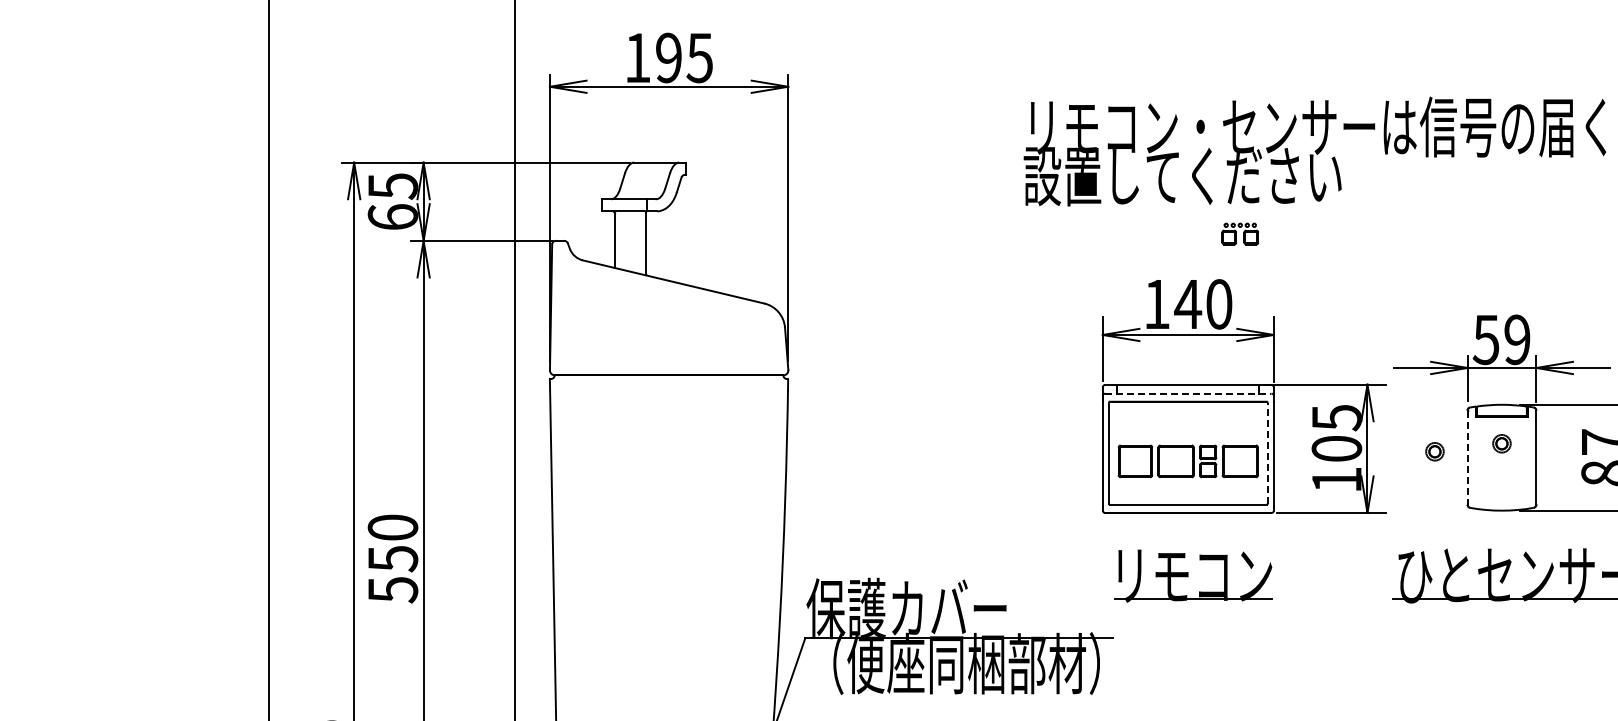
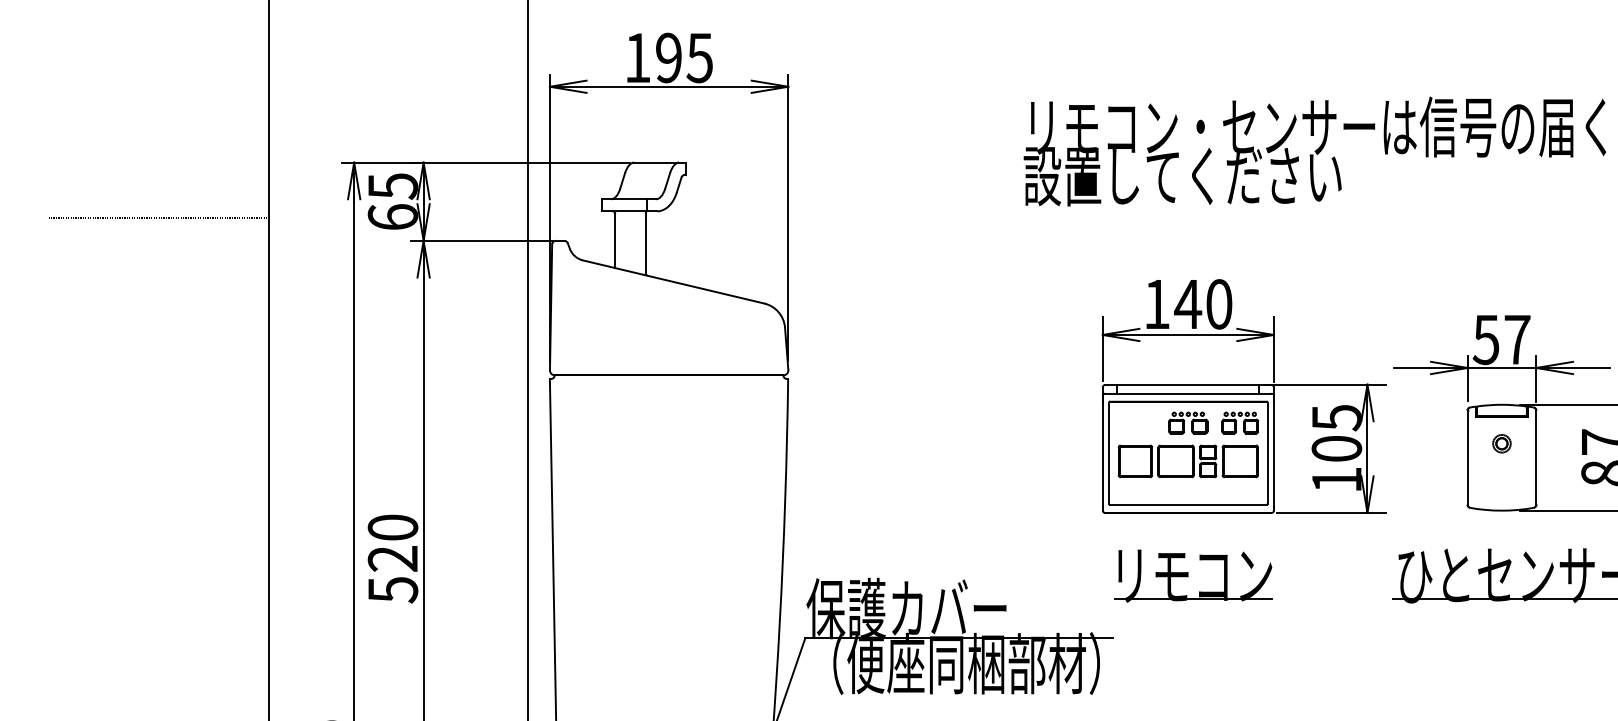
line: none -> present (158, 217)
part position: (1239, 233) -> (1239, 422) (1239, 422)
text: 59 -> 57 (1517, 339)
line position: (515, 359) -> (528, 359) (528, 359)
line: dashed -> solid (1188, 393)
part: none -> present (1188, 422)
part: present -> none (1434, 451)
line: dashed -> solid (1267, 452)
line: dashed -> solid (1467, 458)
text: 550 -> 520 (392, 559)
